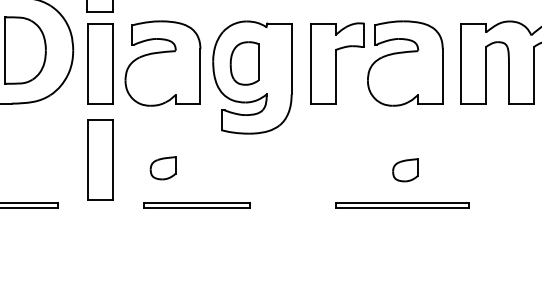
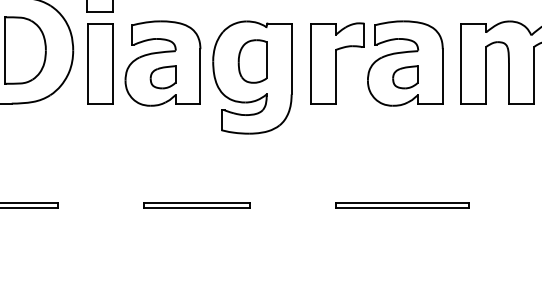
part position: (244, 63) -> (252, 61) (252, 61)
part: present -> none (100, 159)
part position: (162, 168) -> (162, 77) (162, 77)
part position: (405, 170) -> (405, 77) (405, 77)
